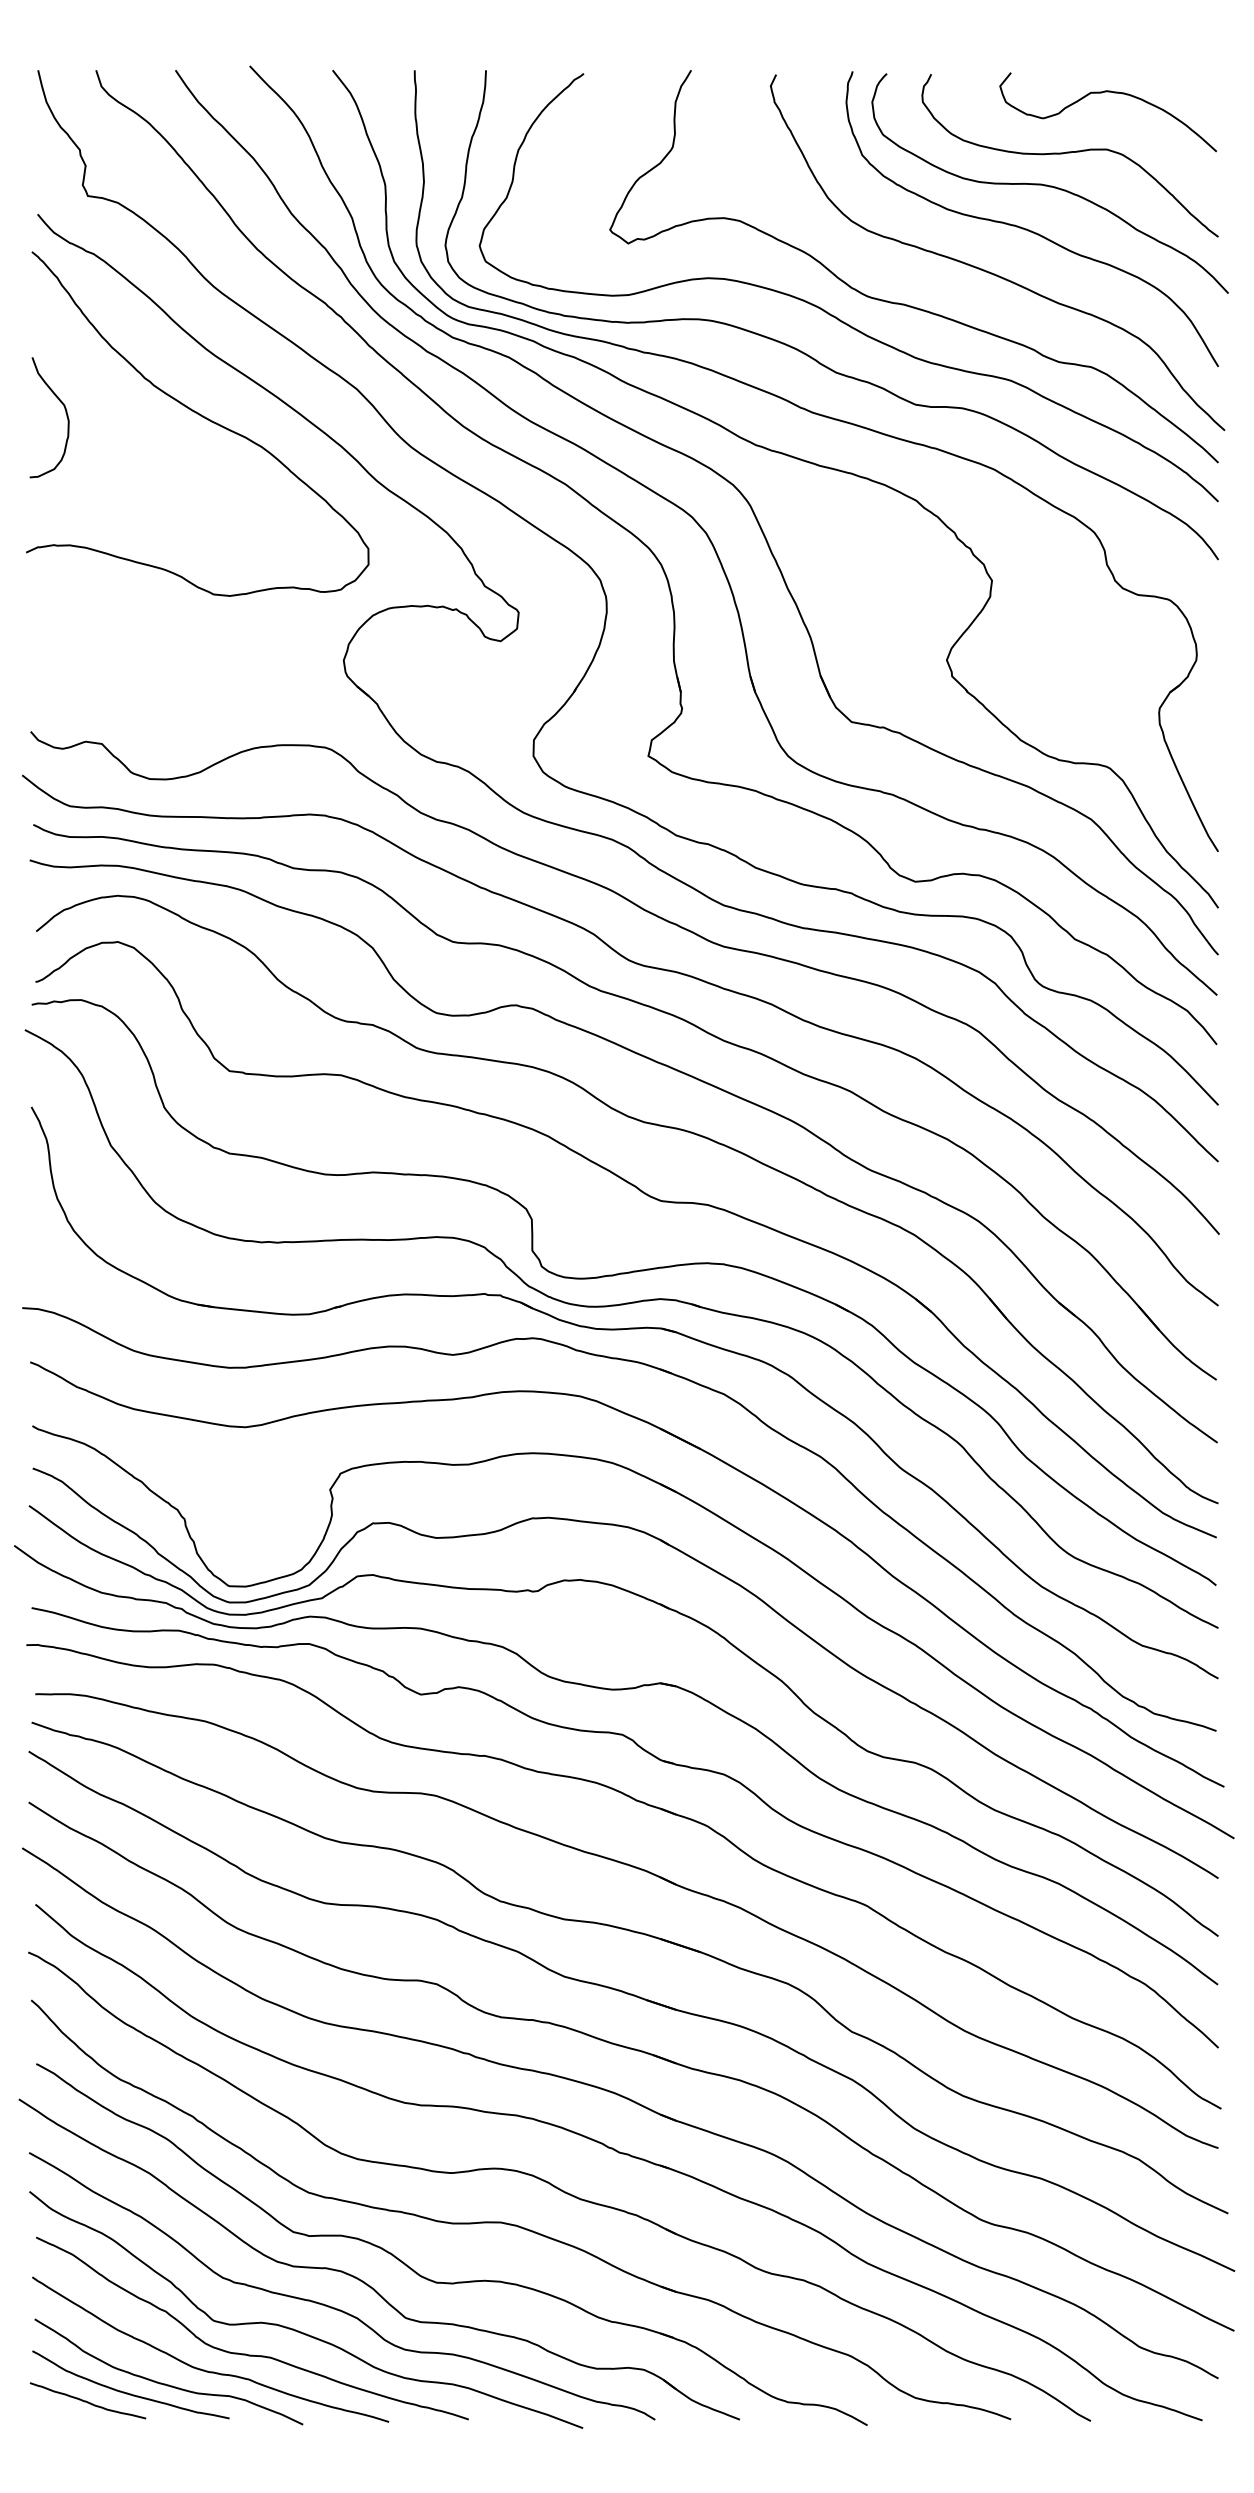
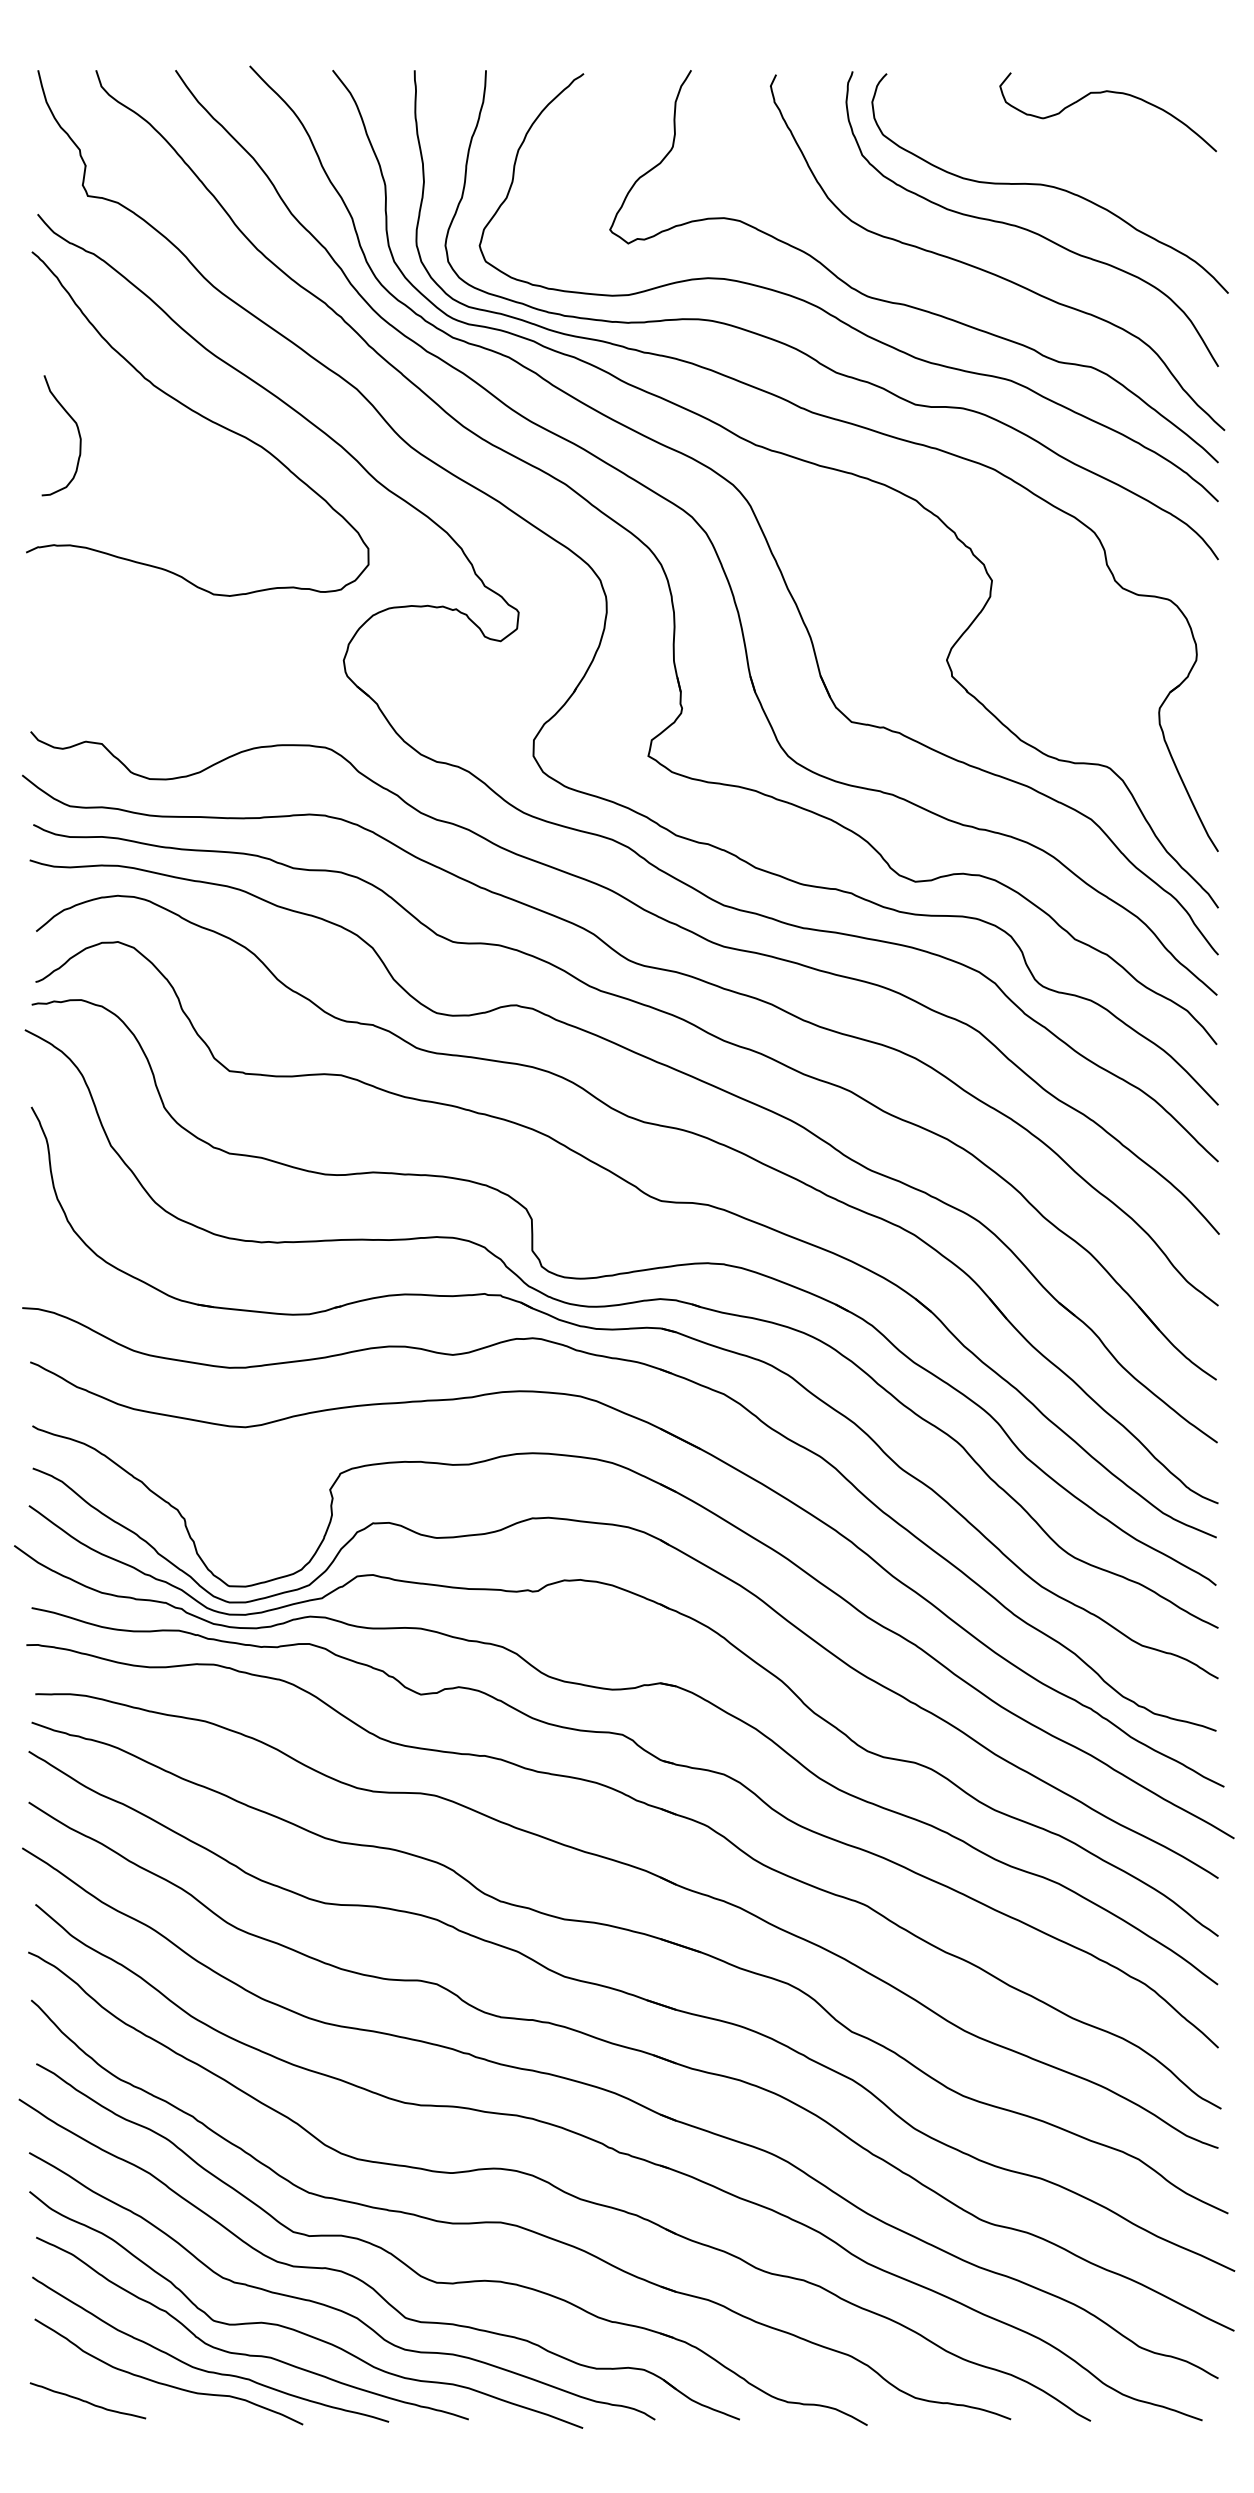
curve: present -> none (1069, 153)
curve position: (65, 412) -> (77, 430) (77, 430)
curve: present -> none (127, 2392)
